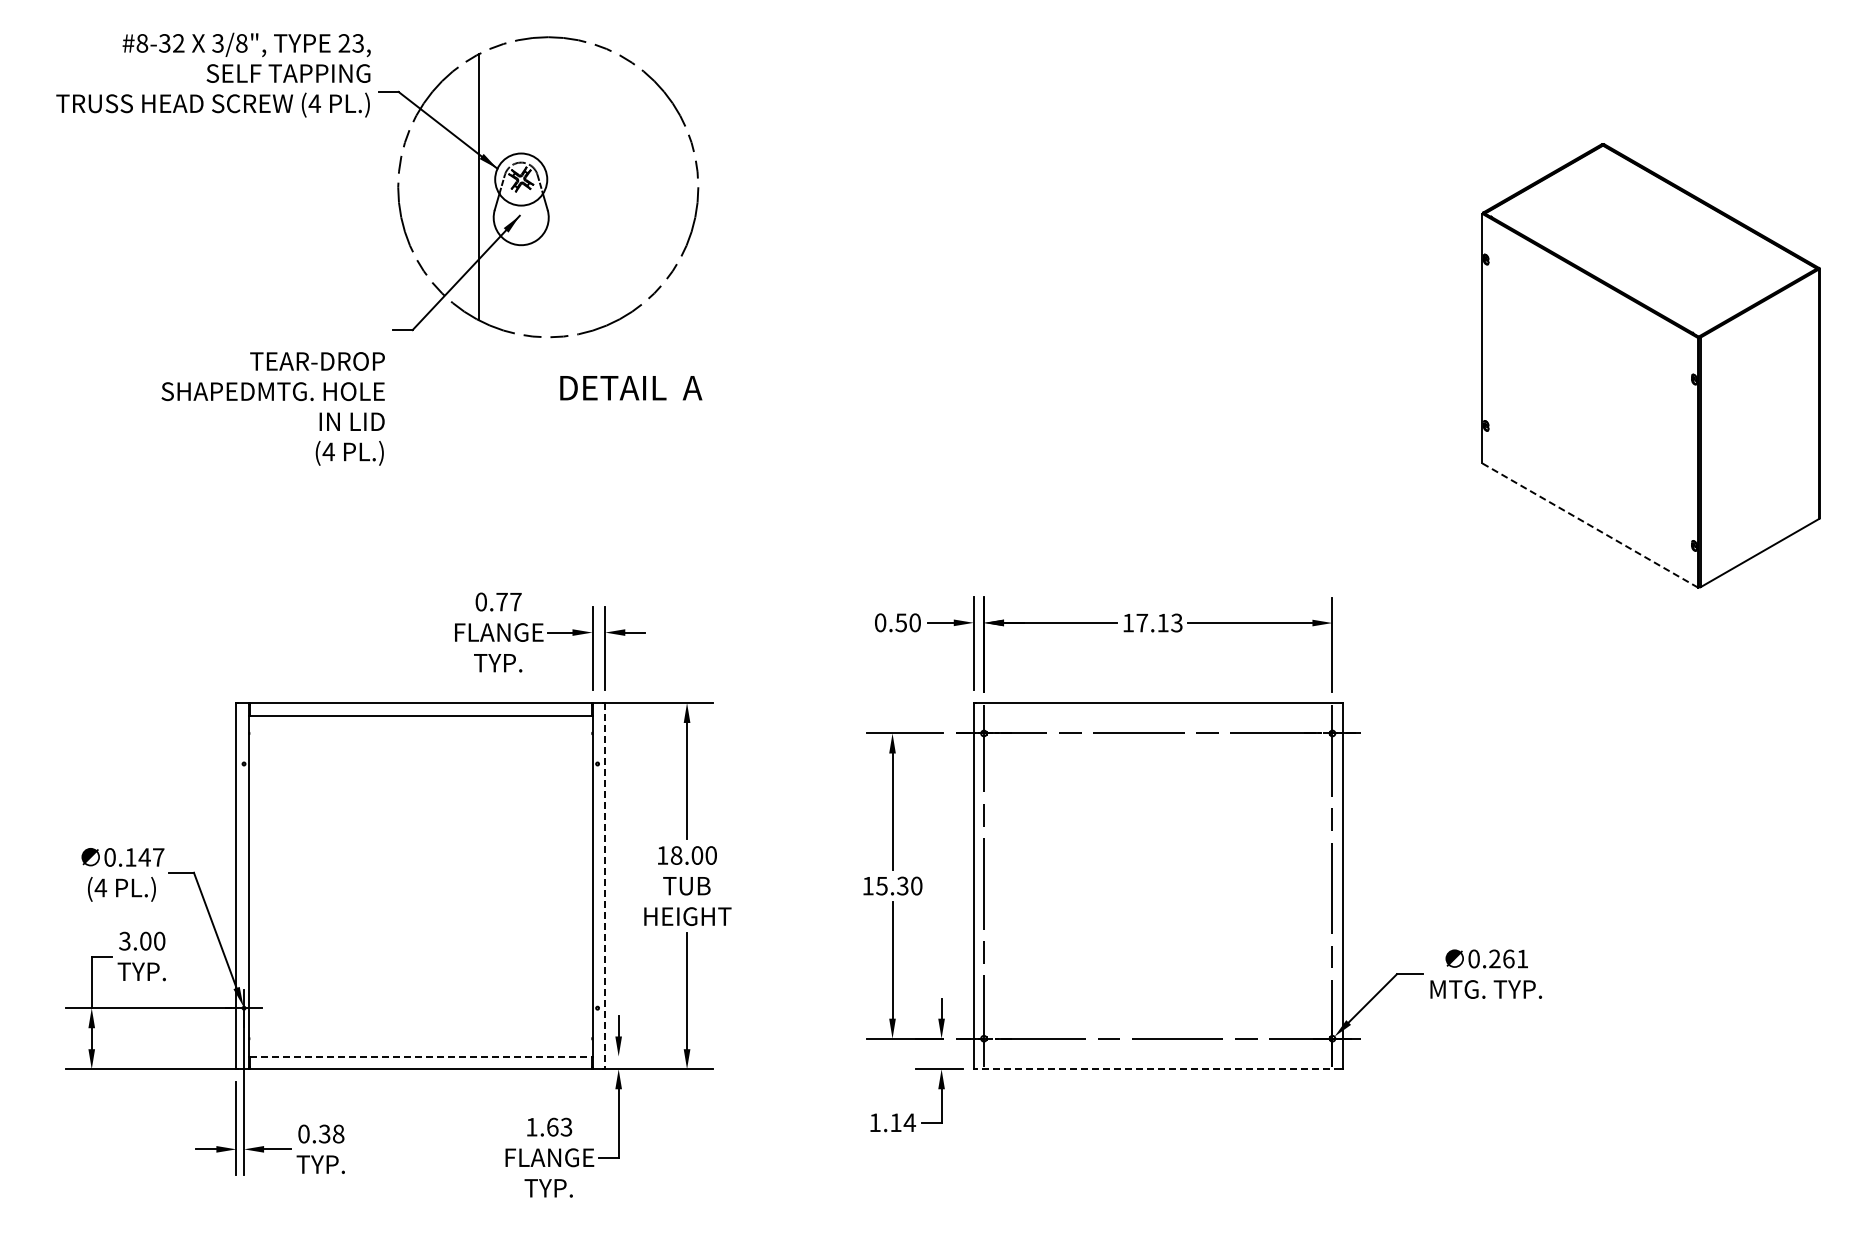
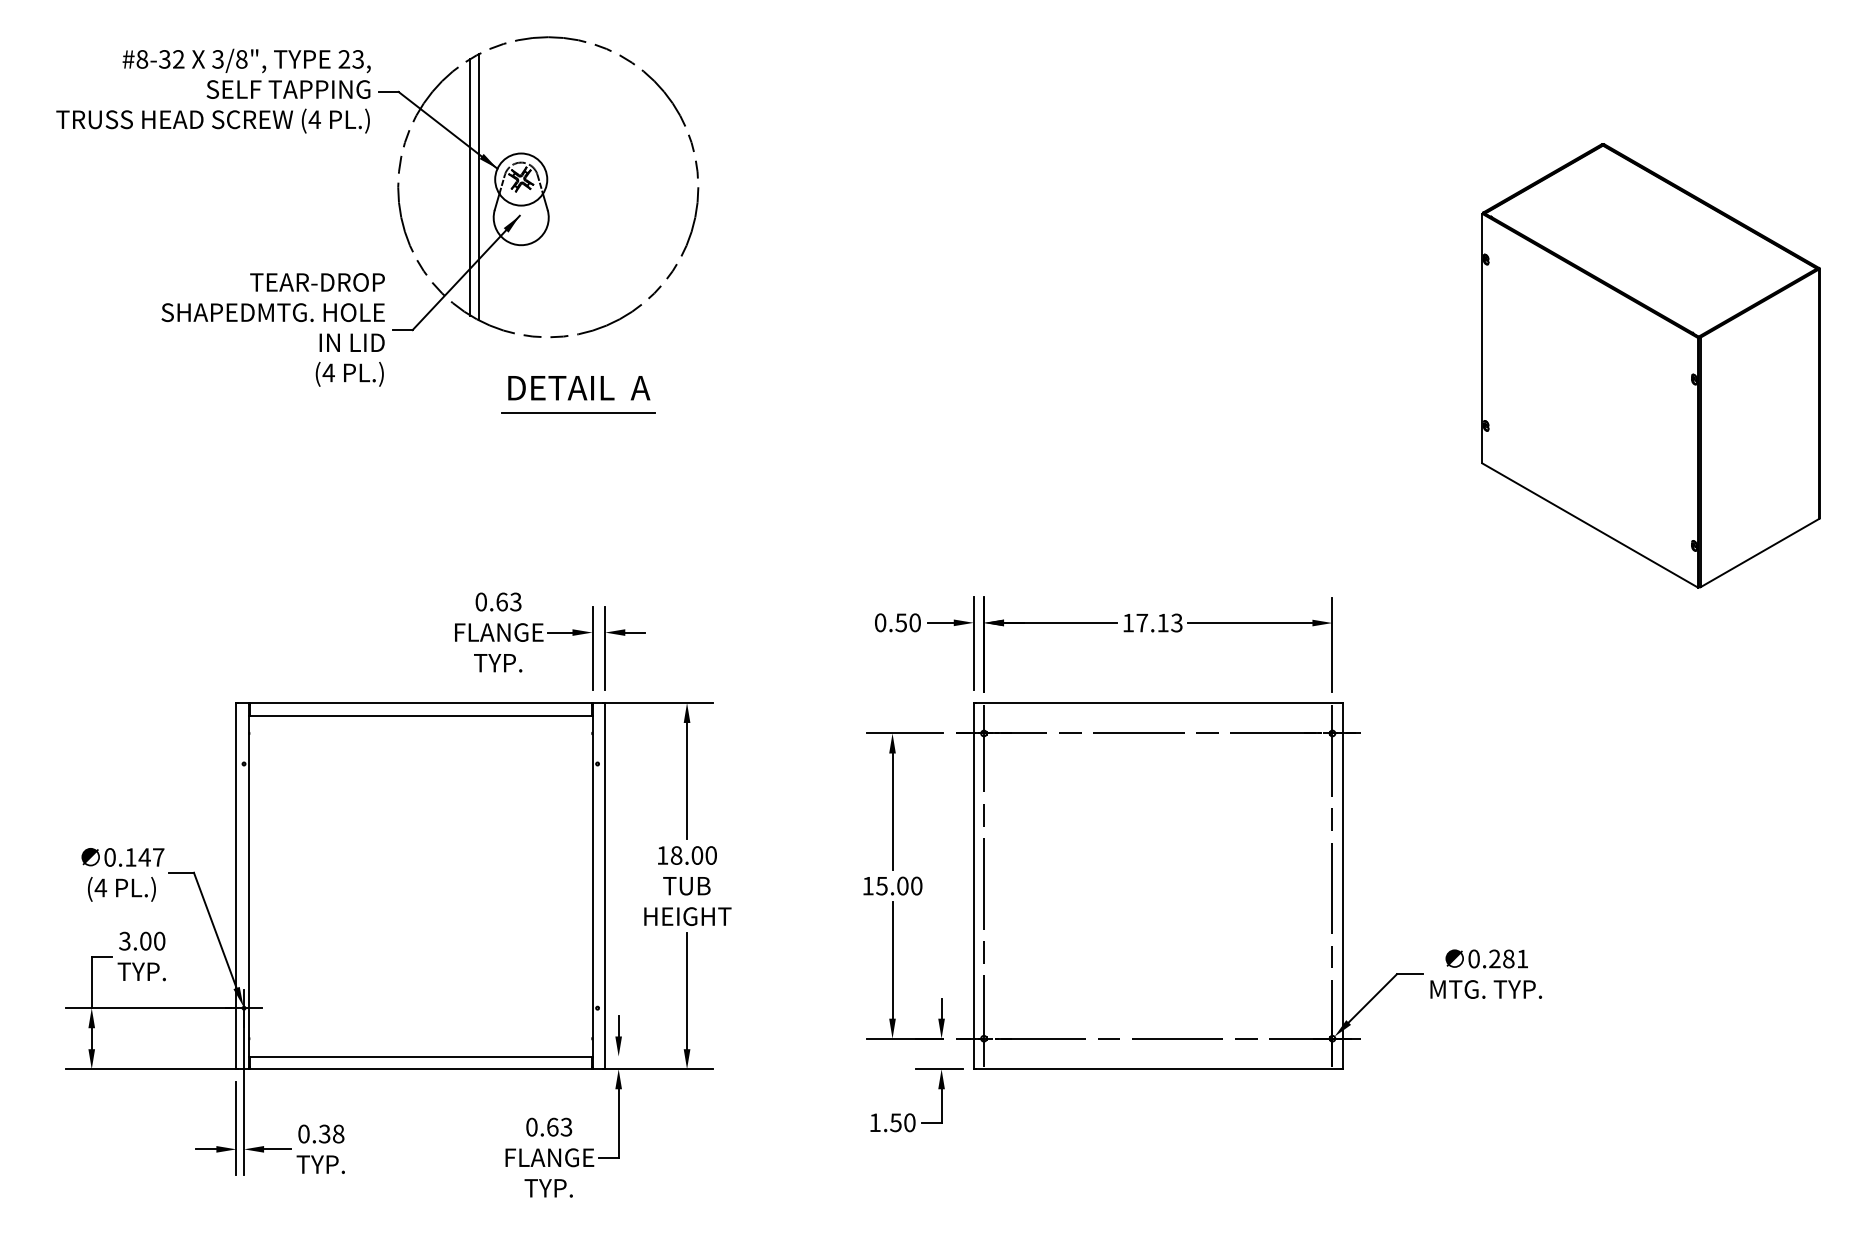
text position: (213, 74) -> (213, 90) (213, 90)
line: none -> present (470, 187)
text position: (631, 388) -> (579, 388) (579, 388)
text position: (272, 408) -> (272, 329) (272, 329)
line: none -> present (578, 413)
line: dashed -> solid (1590, 525)
text: 0.77 -> 0.63 (508, 601)
text: 15.30 -> 15.00 (902, 885)
line: dashed -> solid (605, 886)
text: 0.261 -> 0.281 (1508, 958)
line: dashed -> solid (421, 1056)
line: dashed -> solid (1158, 1069)
text: 1.14 -> 1.50 (903, 1122)
text: 1.63 -> 0.63 (531, 1126)
